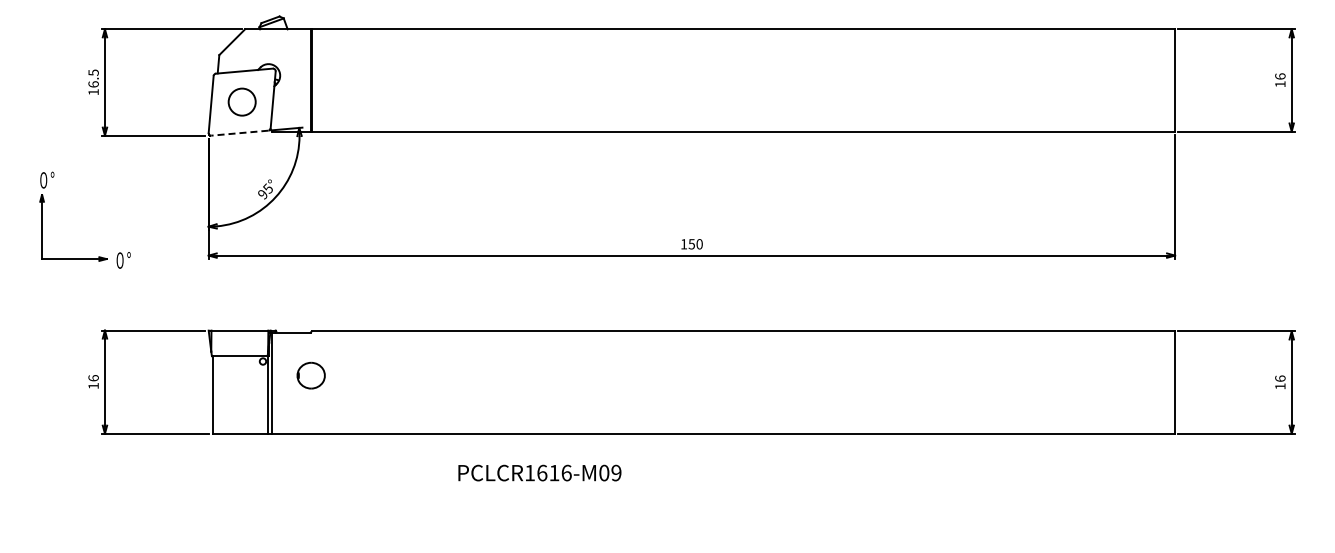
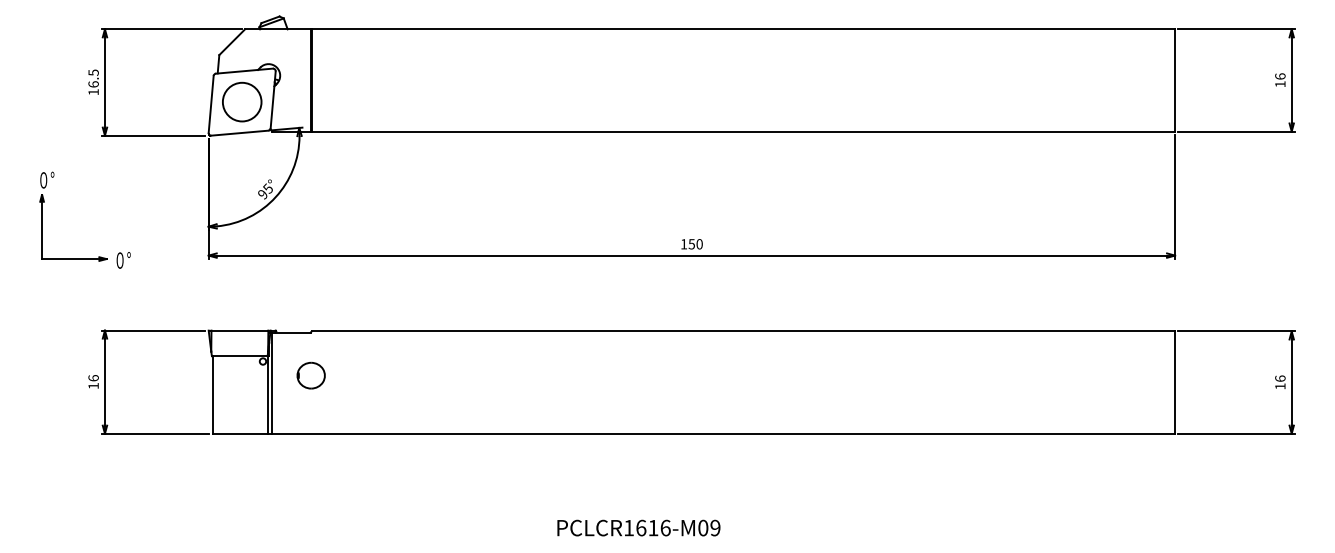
circle diameter: 27 px -> 39 px (241, 101)
line: dashed -> solid (239, 133)
text position: (539, 472) -> (638, 527) (638, 527)
